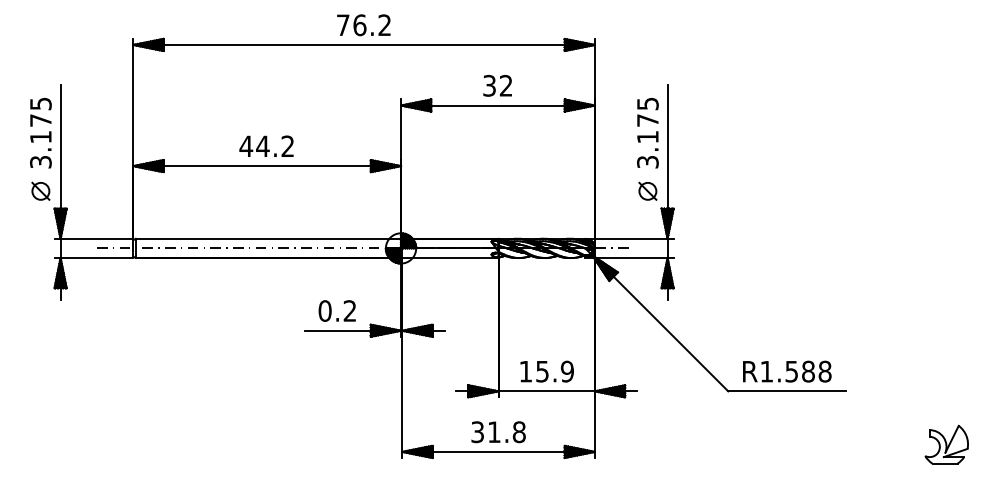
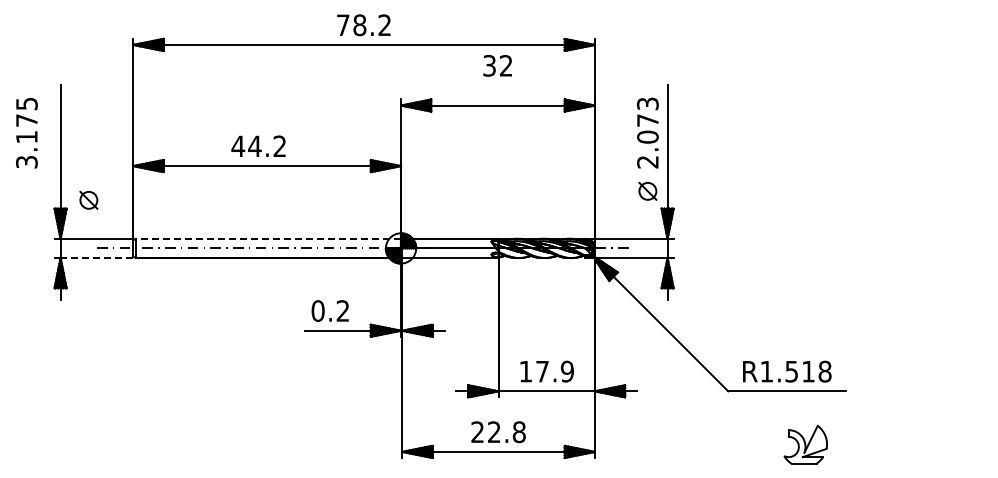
text: 76.2 -> 78.2 (359, 25)
text position: (497, 85) -> (497, 65) (497, 65)
text: 3.175 -> 2.073 (647, 132)
text position: (40, 133) -> (26, 133) (26, 133)
text position: (266, 145) -> (258, 145) (258, 145)
part position: (40, 190) -> (88, 199) (88, 199)
line: solid -> dashed (268, 238)
line: solid -> dashed (96, 258)
text position: (336, 310) -> (329, 310) (329, 310)
text: 15.9 -> 17.9 (542, 371)
text: R1.588 -> R1.518 (808, 371)
text: 31.8 -> 22.8 (485, 432)
part position: (946, 444) -> (805, 444) (805, 444)
